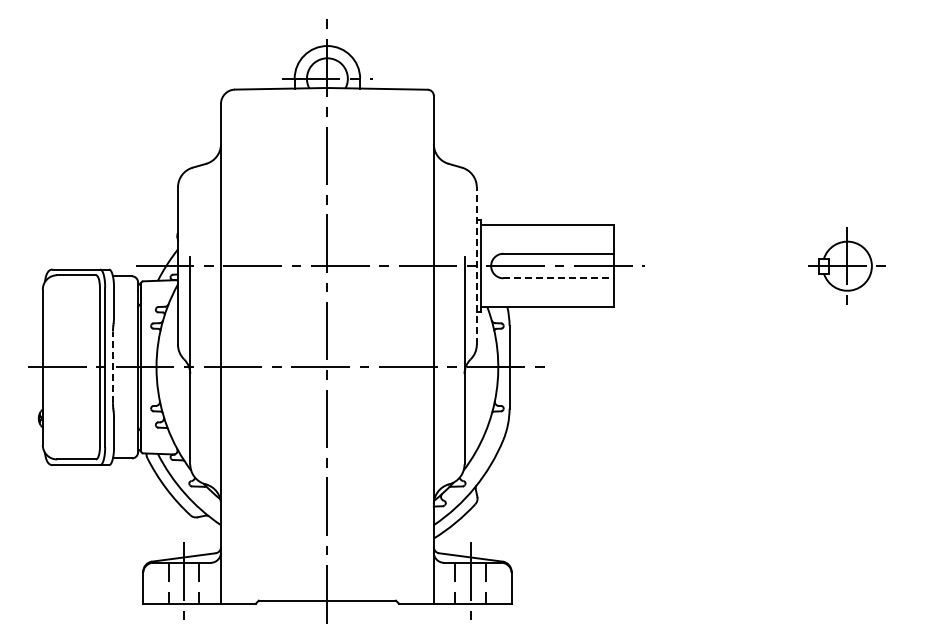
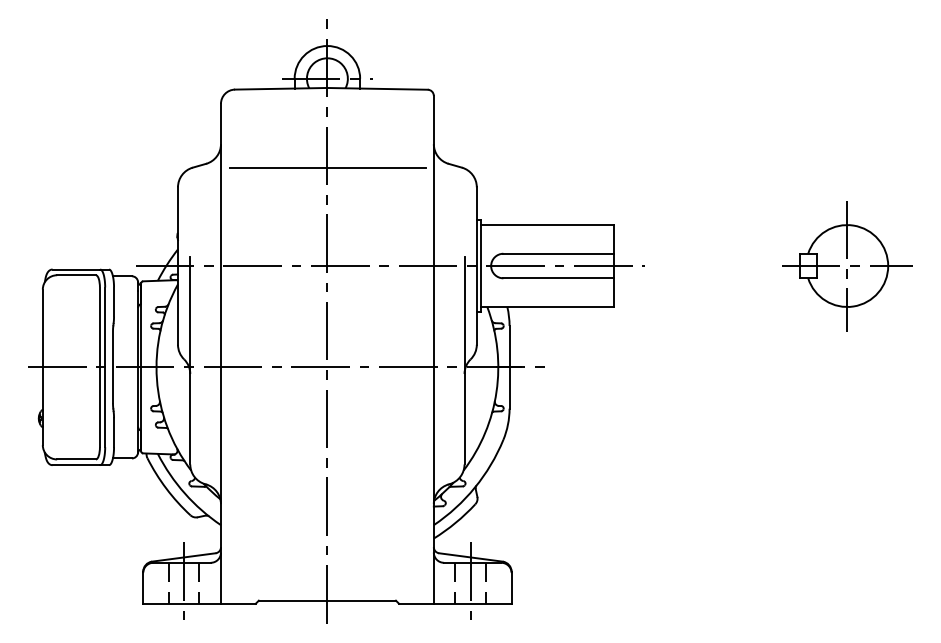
line: none -> present (327, 167)
part size: 78x78 px -> 131x131 px (847, 266)
line: dashed -> solid (476, 266)
line: dashed -> solid (559, 278)
line: dashed -> solid (112, 367)
